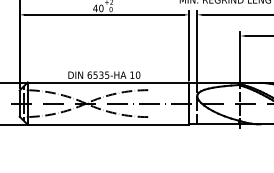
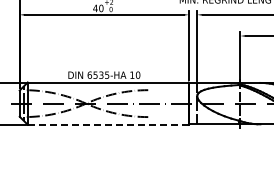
line: solid -> dashed (108, 124)
